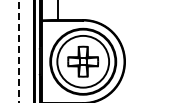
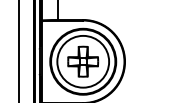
line: dashed -> solid (18, 51)
